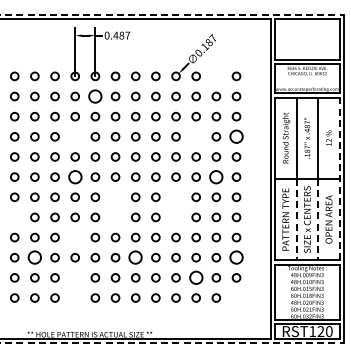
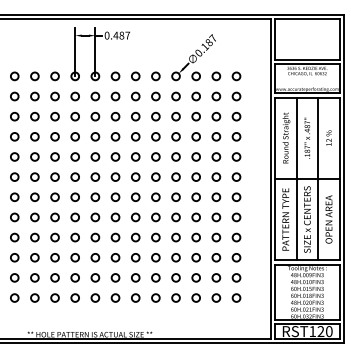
line: dashed -> solid (171, 14)
circle: none -> present (216, 76)
circle size: 15x15 px -> 11x11 px (95, 96)
circle: none -> present (74, 136)
circle: none -> present (195, 136)
circle size: 15x15 px -> 11x10 px (236, 136)
circle size: 15x15 px -> 10x10 px (74, 176)
circle size: 15x15 px -> 11x10 px (216, 176)
line: dashed -> solid (339, 178)
circle: none -> present (115, 196)
circle: none -> present (175, 196)
circle: none -> present (14, 217)
circle: none -> present (115, 217)
circle: none -> present (175, 217)
line: dashed -> solid (296, 219)
line: dashed -> solid (318, 219)
circle: none -> present (74, 237)
circle size: 15x15 px -> 10x10 px (34, 257)
circle size: 15x15 px -> 10x10 px (135, 257)
circle size: 15x15 px -> 11x10 px (236, 257)
circle: none -> present (74, 277)
circle size: 15x15 px -> 10x10 px (195, 277)
circle: none -> present (74, 297)
circle: none -> present (236, 297)
line: dashed -> solid (171, 343)
